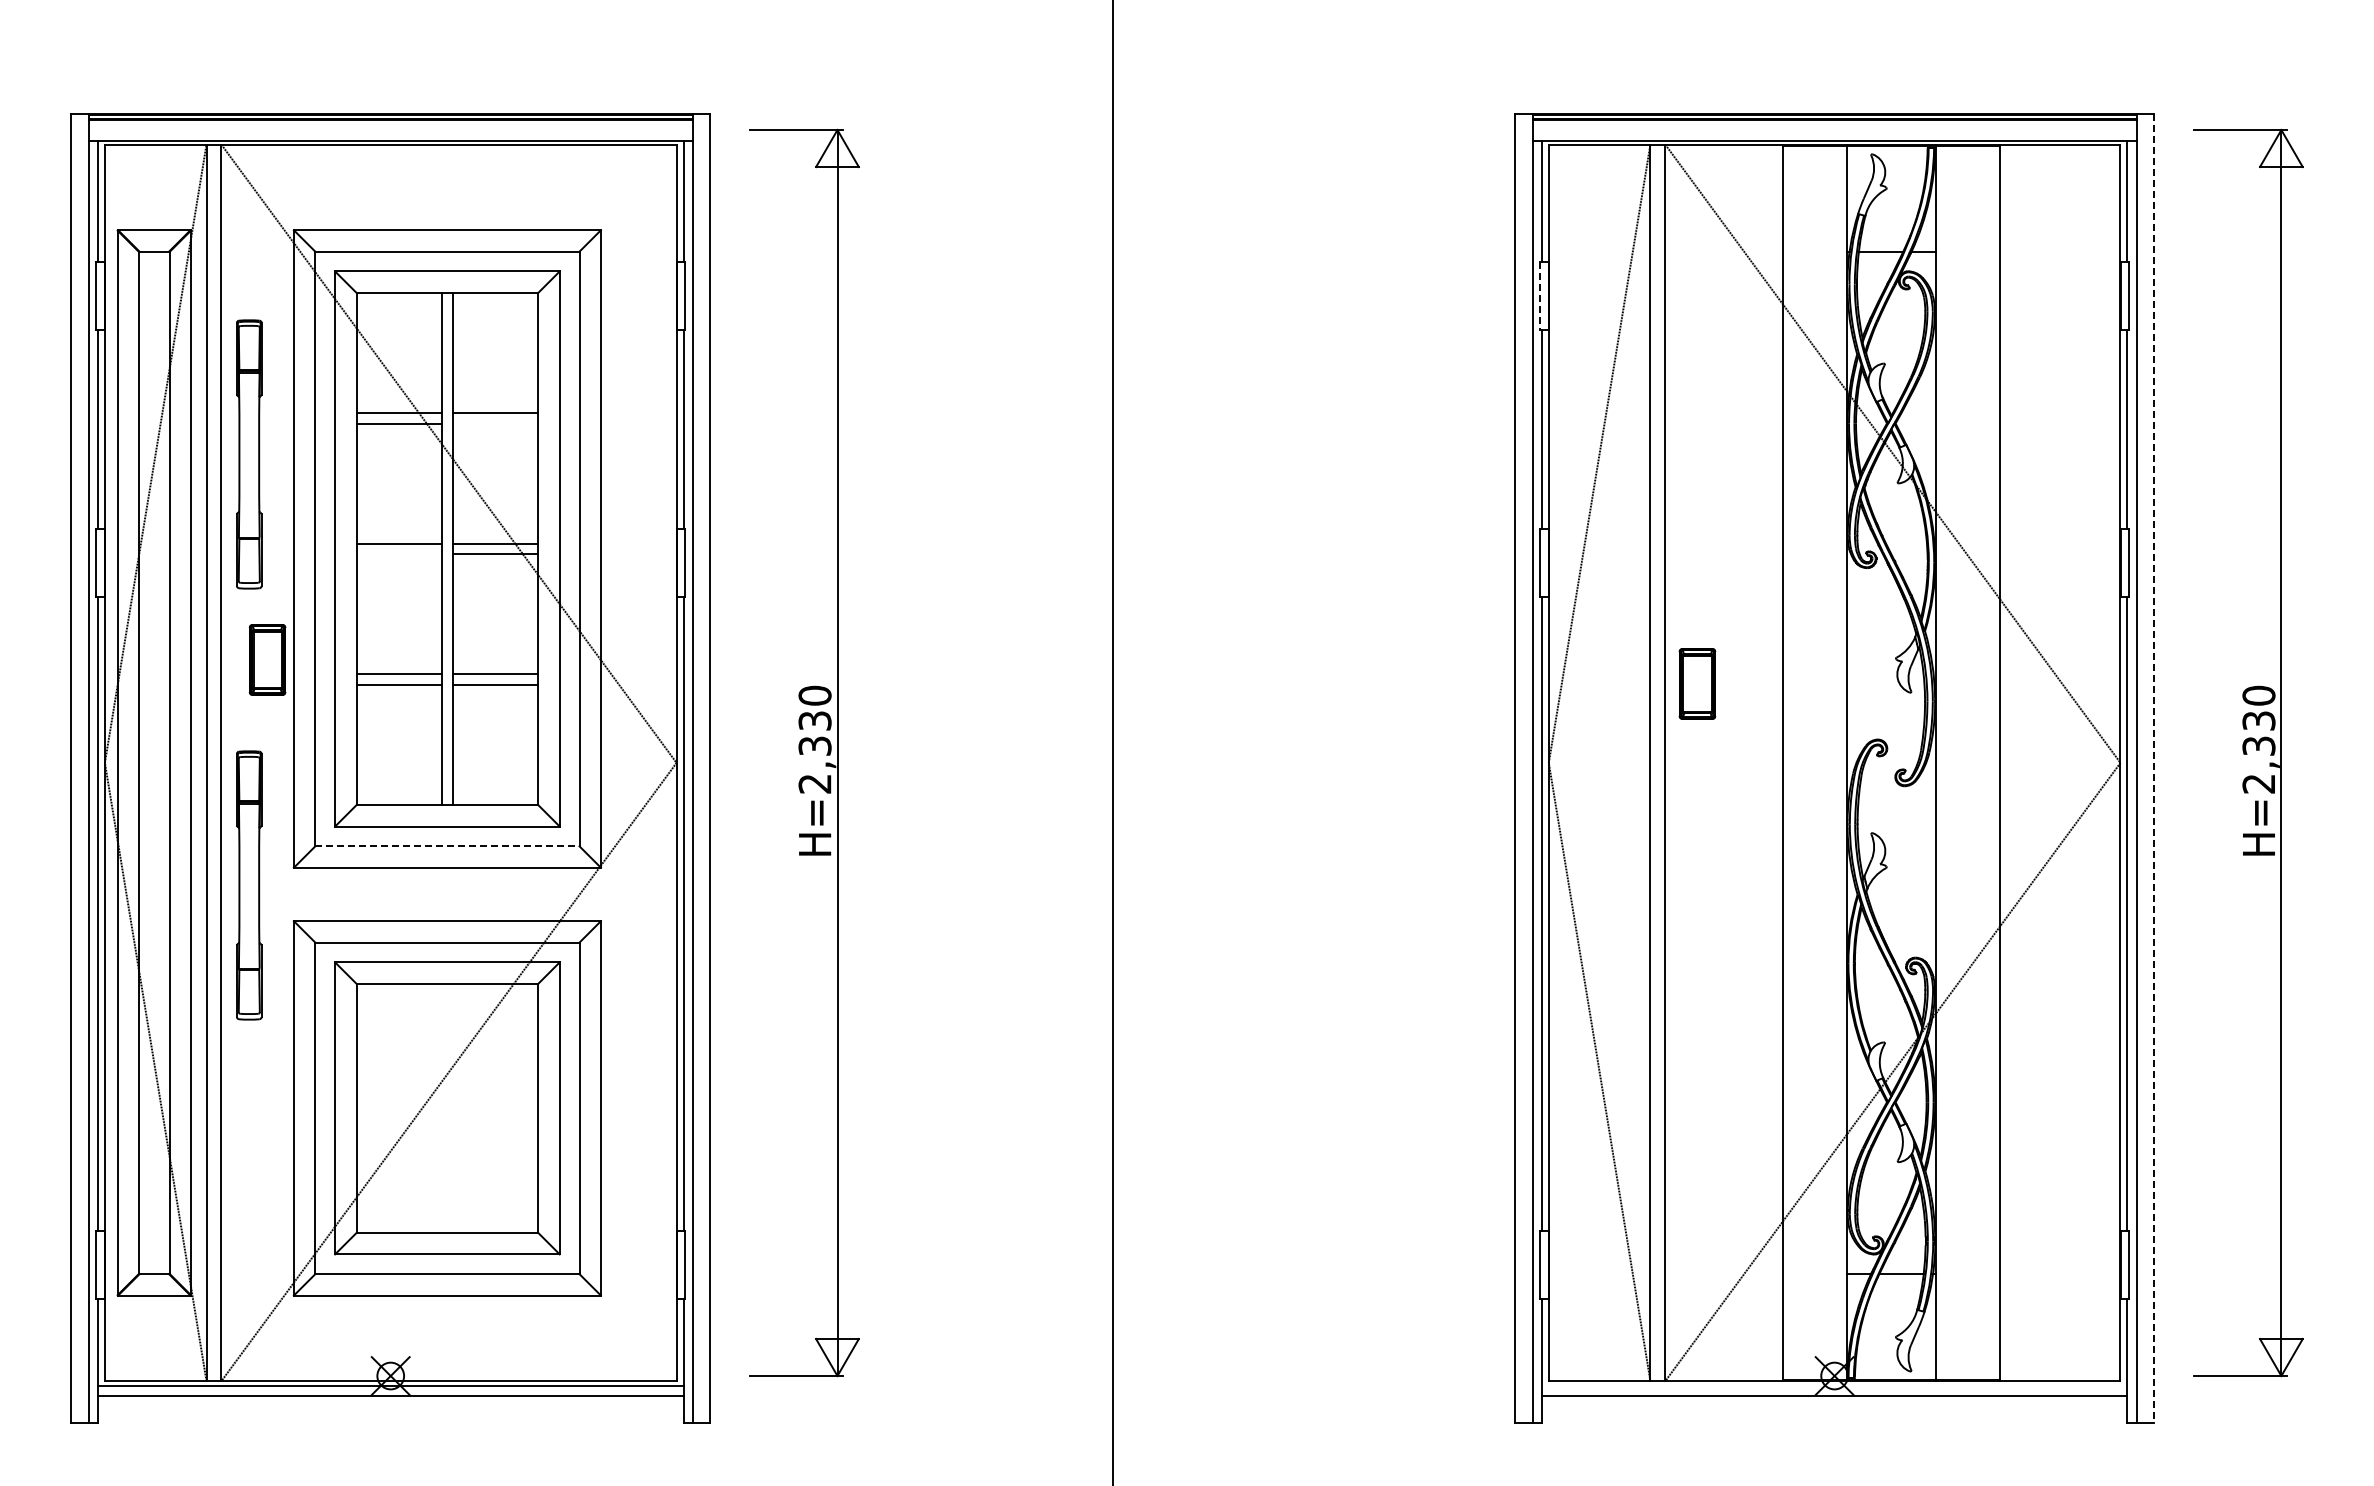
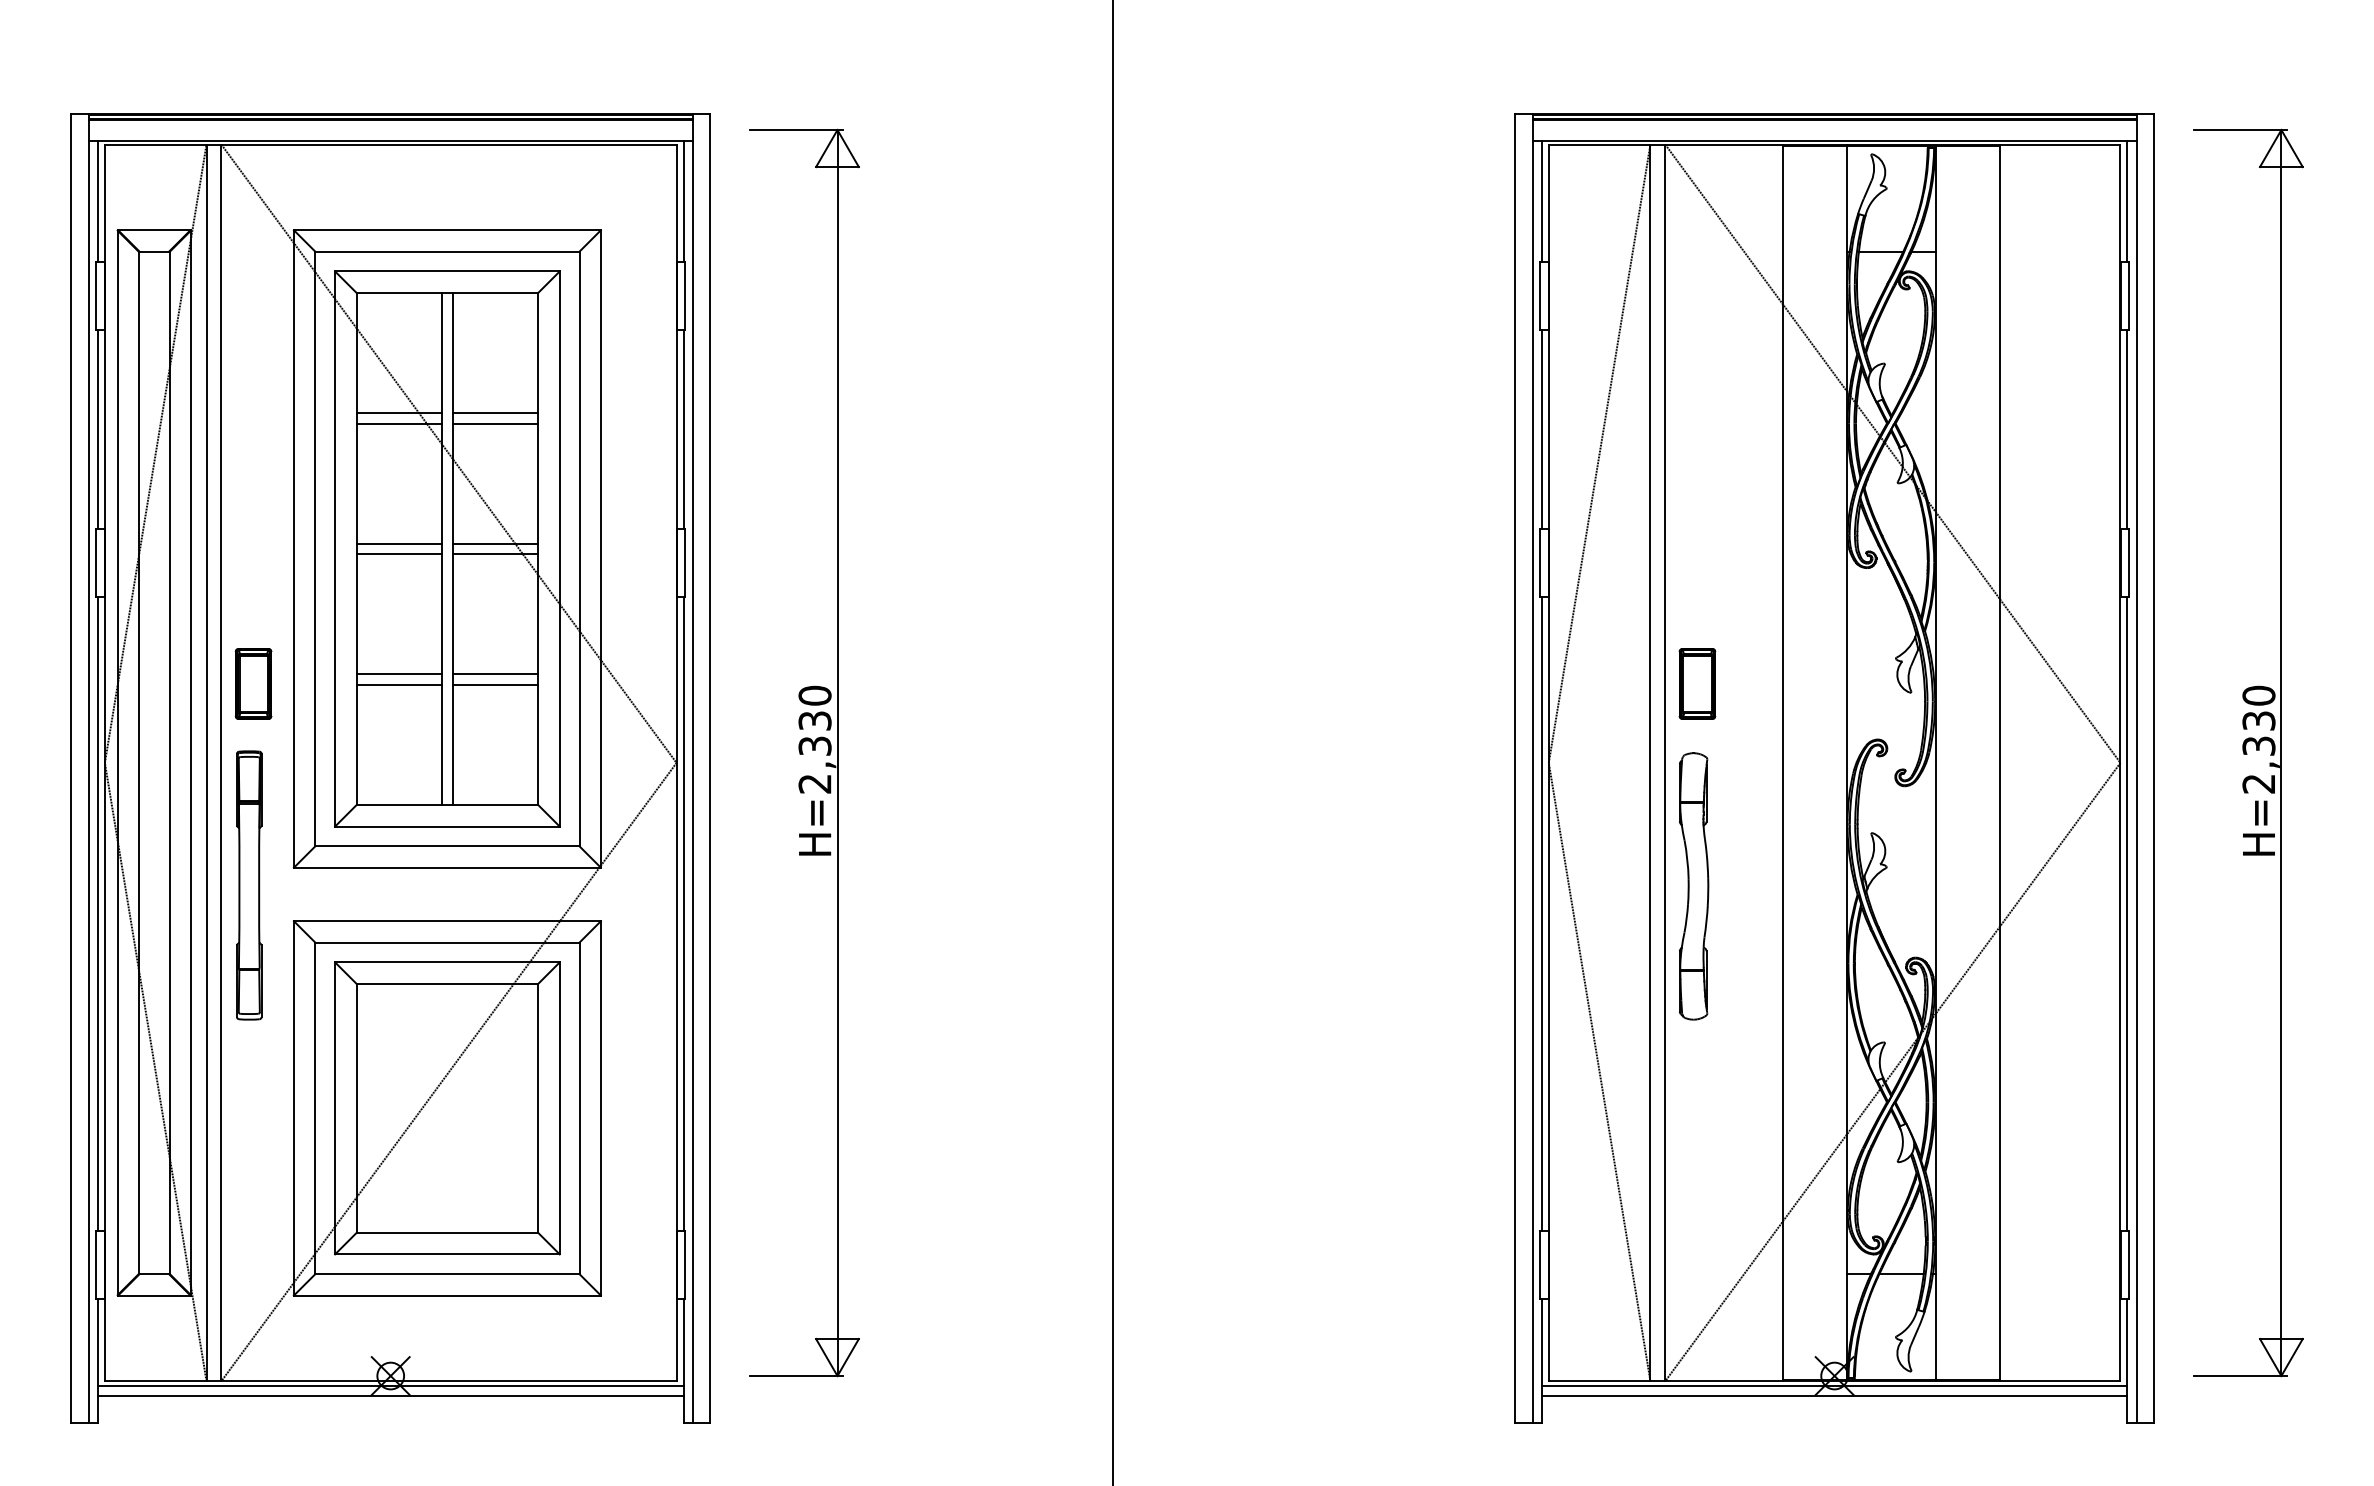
line: dashed -> solid (1540, 295)
line: none -> present (495, 423)
part: present -> none (249, 454)
line: none -> present (399, 554)
part position: (267, 659) -> (253, 683) (253, 683)
line: dashed -> solid (2154, 768)
line: dashed -> solid (447, 846)
part: none -> present (1694, 886)
line: none -> present (1834, 1385)
